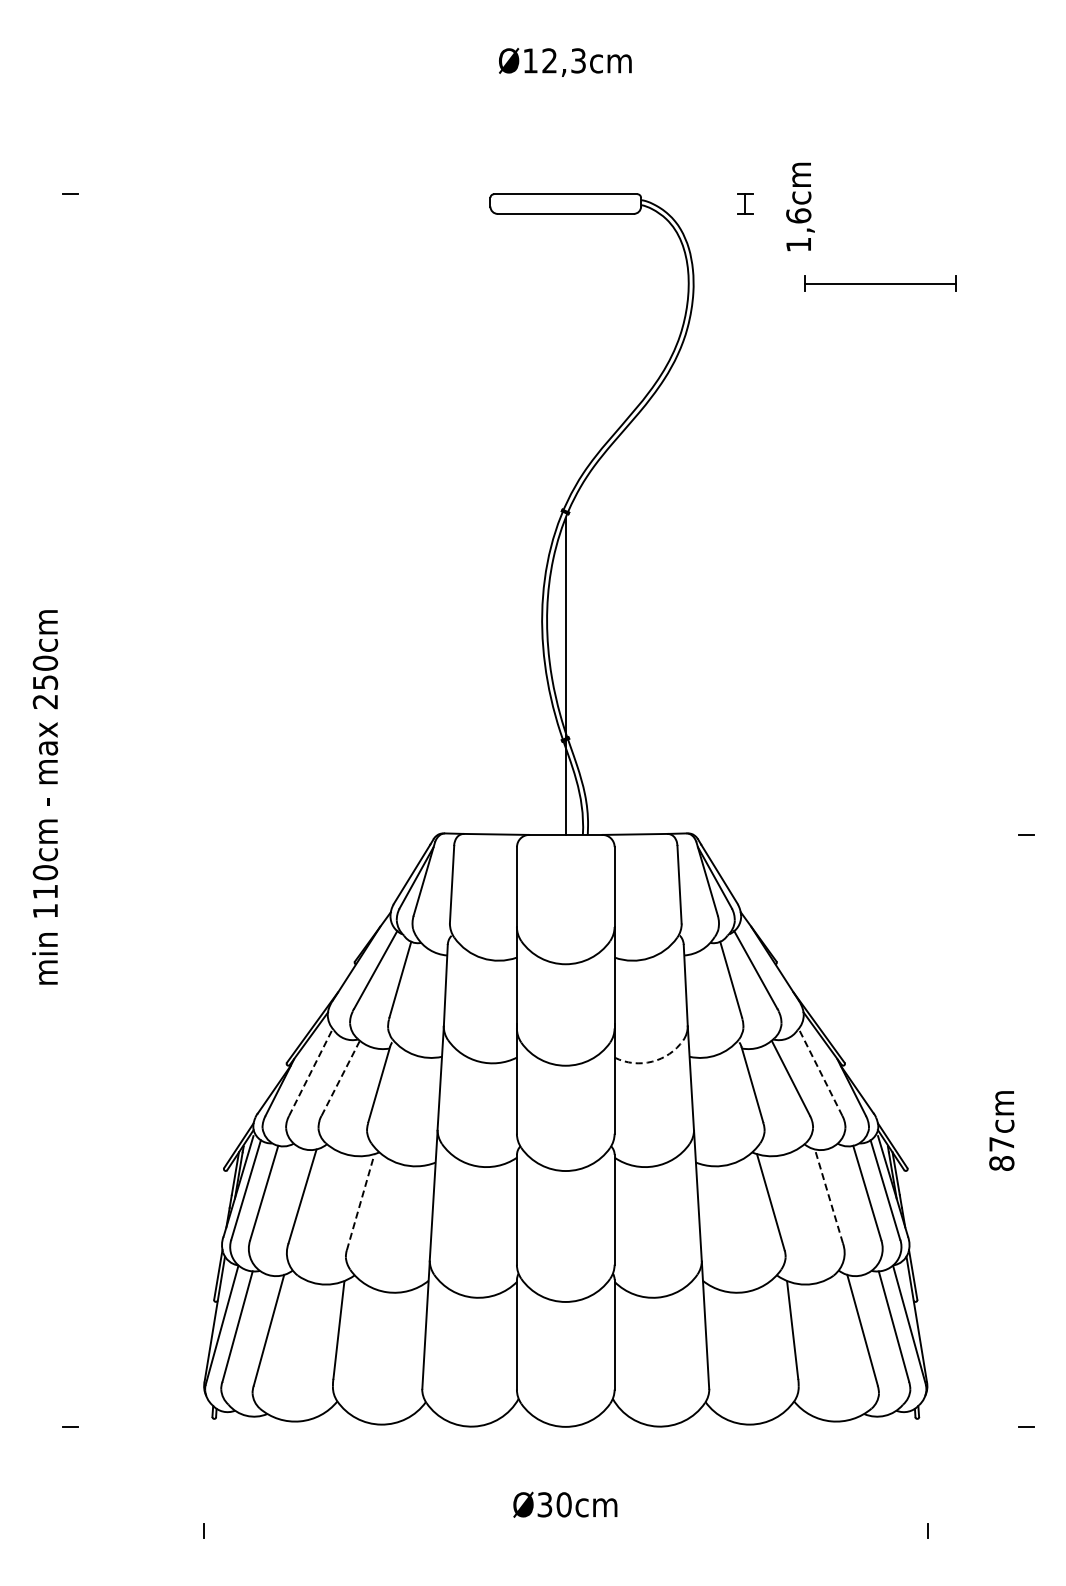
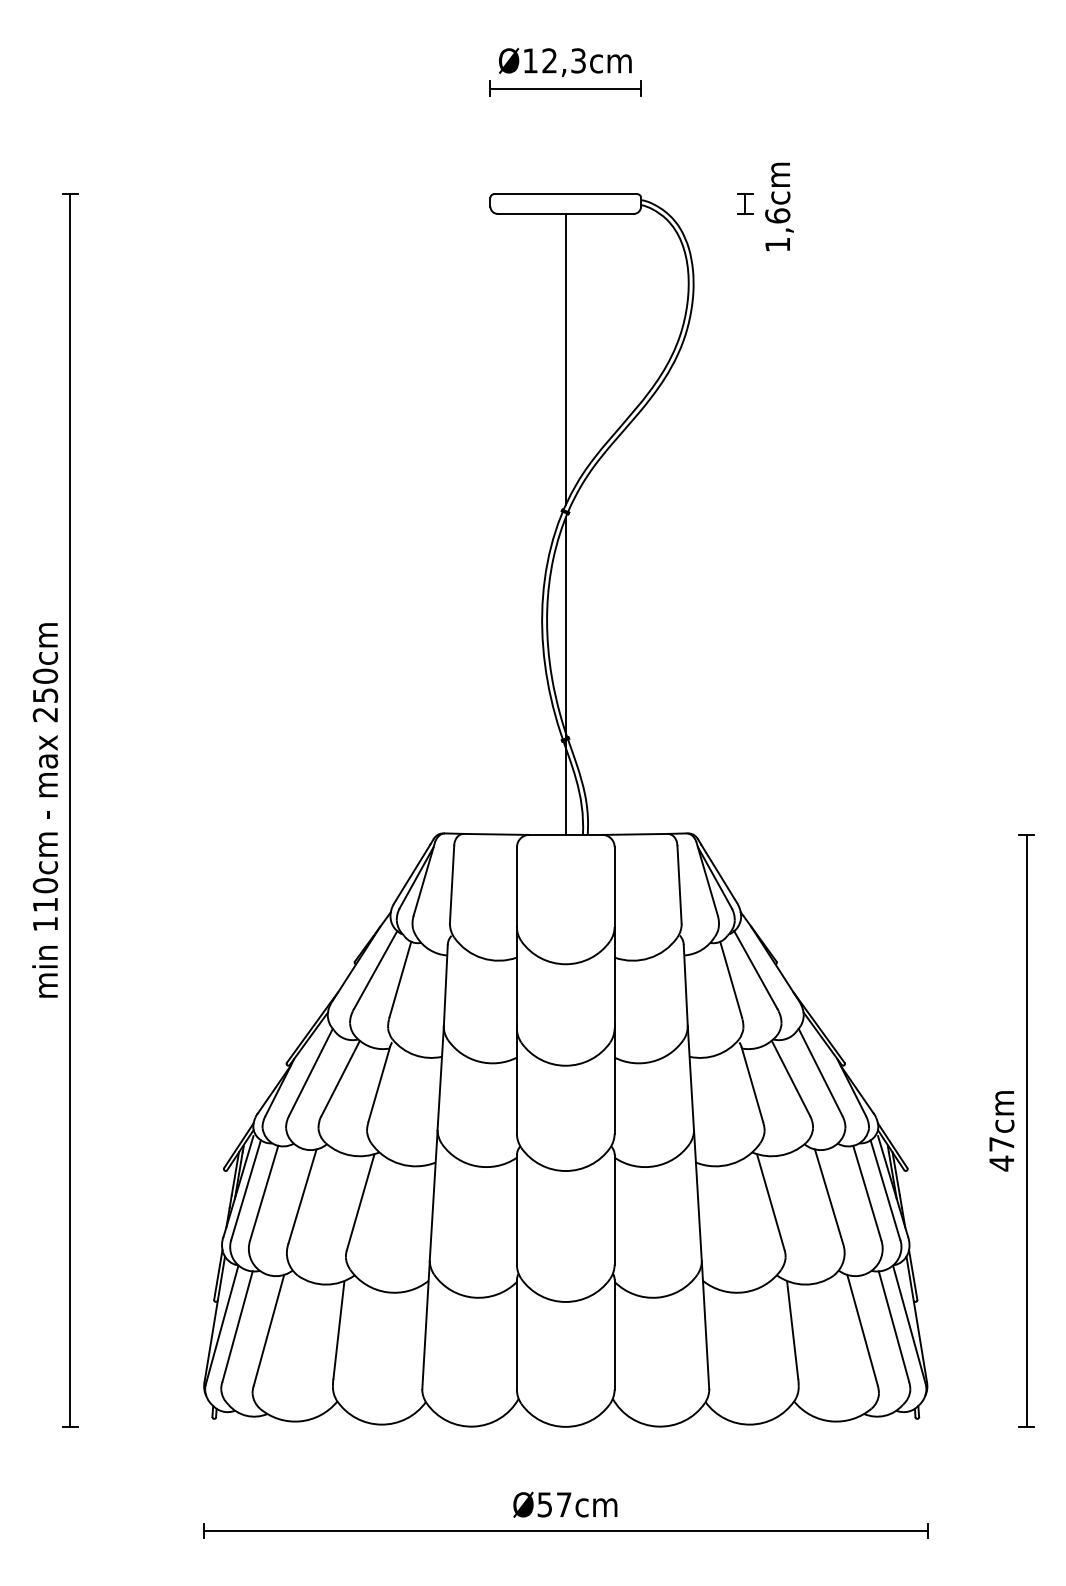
text position: (800, 206) -> (779, 206) (779, 206)
part position: (880, 283) -> (565, 88) (565, 88)
line: none -> present (565, 359)
text position: (45, 797) -> (45, 810) (45, 810)
line: none -> present (70, 810)
arc: dashed -> solid (652, 1061)
line: dashed -> solid (310, 1072)
line: dashed -> solid (820, 1072)
line: dashed -> solid (340, 1078)
line: none -> present (1026, 1130)
text: 87cm -> 47cm (1001, 1163)
line: dashed -> solid (828, 1196)
line: dashed -> solid (360, 1202)
text: Ø30cm -> Ø57cm (554, 1504)
line: none -> present (565, 1531)
